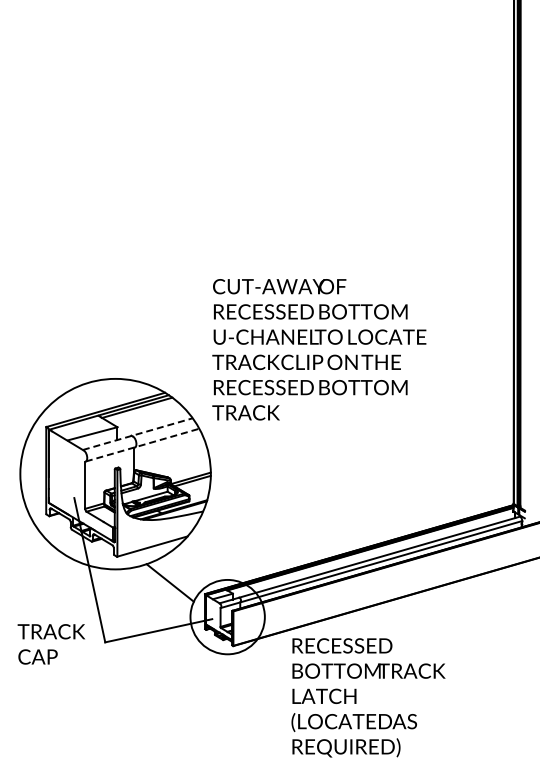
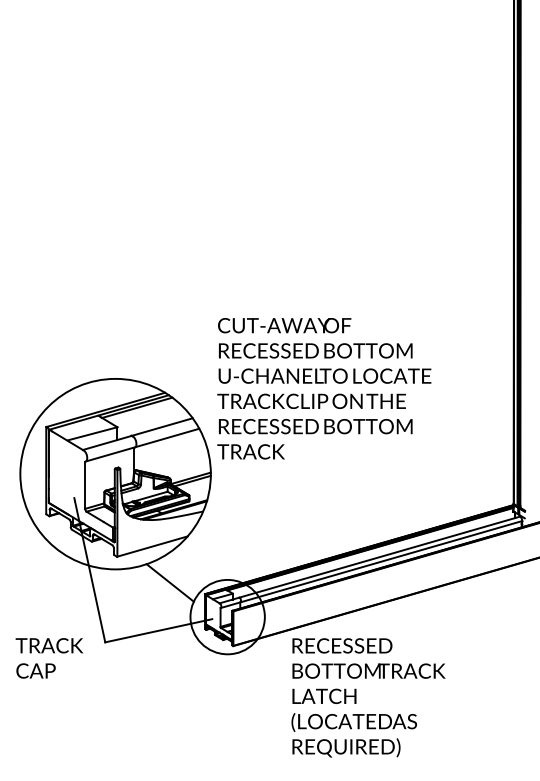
text position: (319, 349) -> (324, 388) (324, 388)
line: dashed -> solid (138, 434)
line: dashed -> solid (143, 444)
text position: (50, 644) -> (48, 658) (48, 658)
